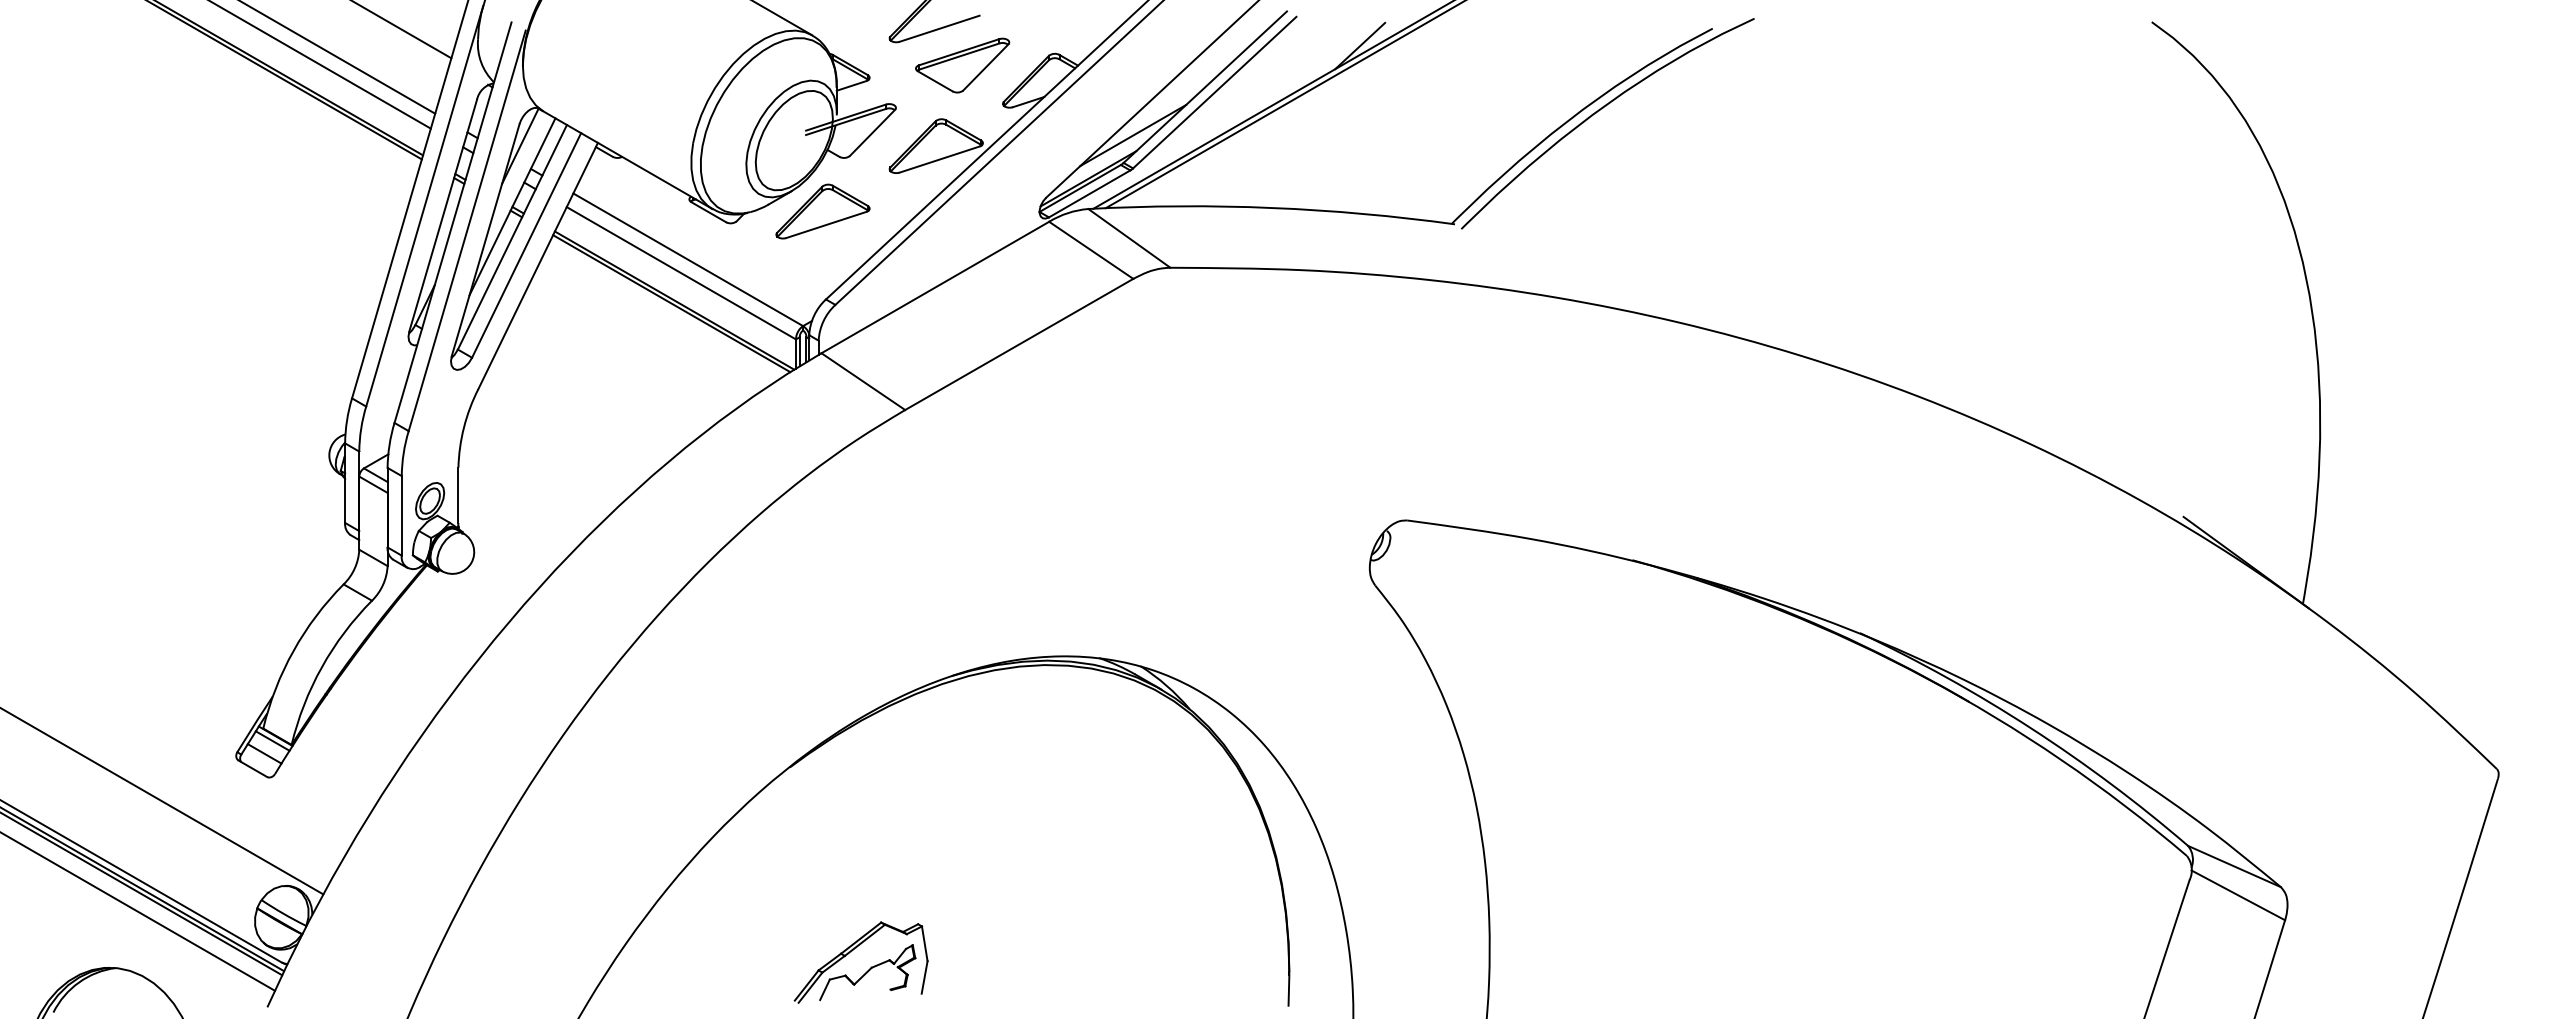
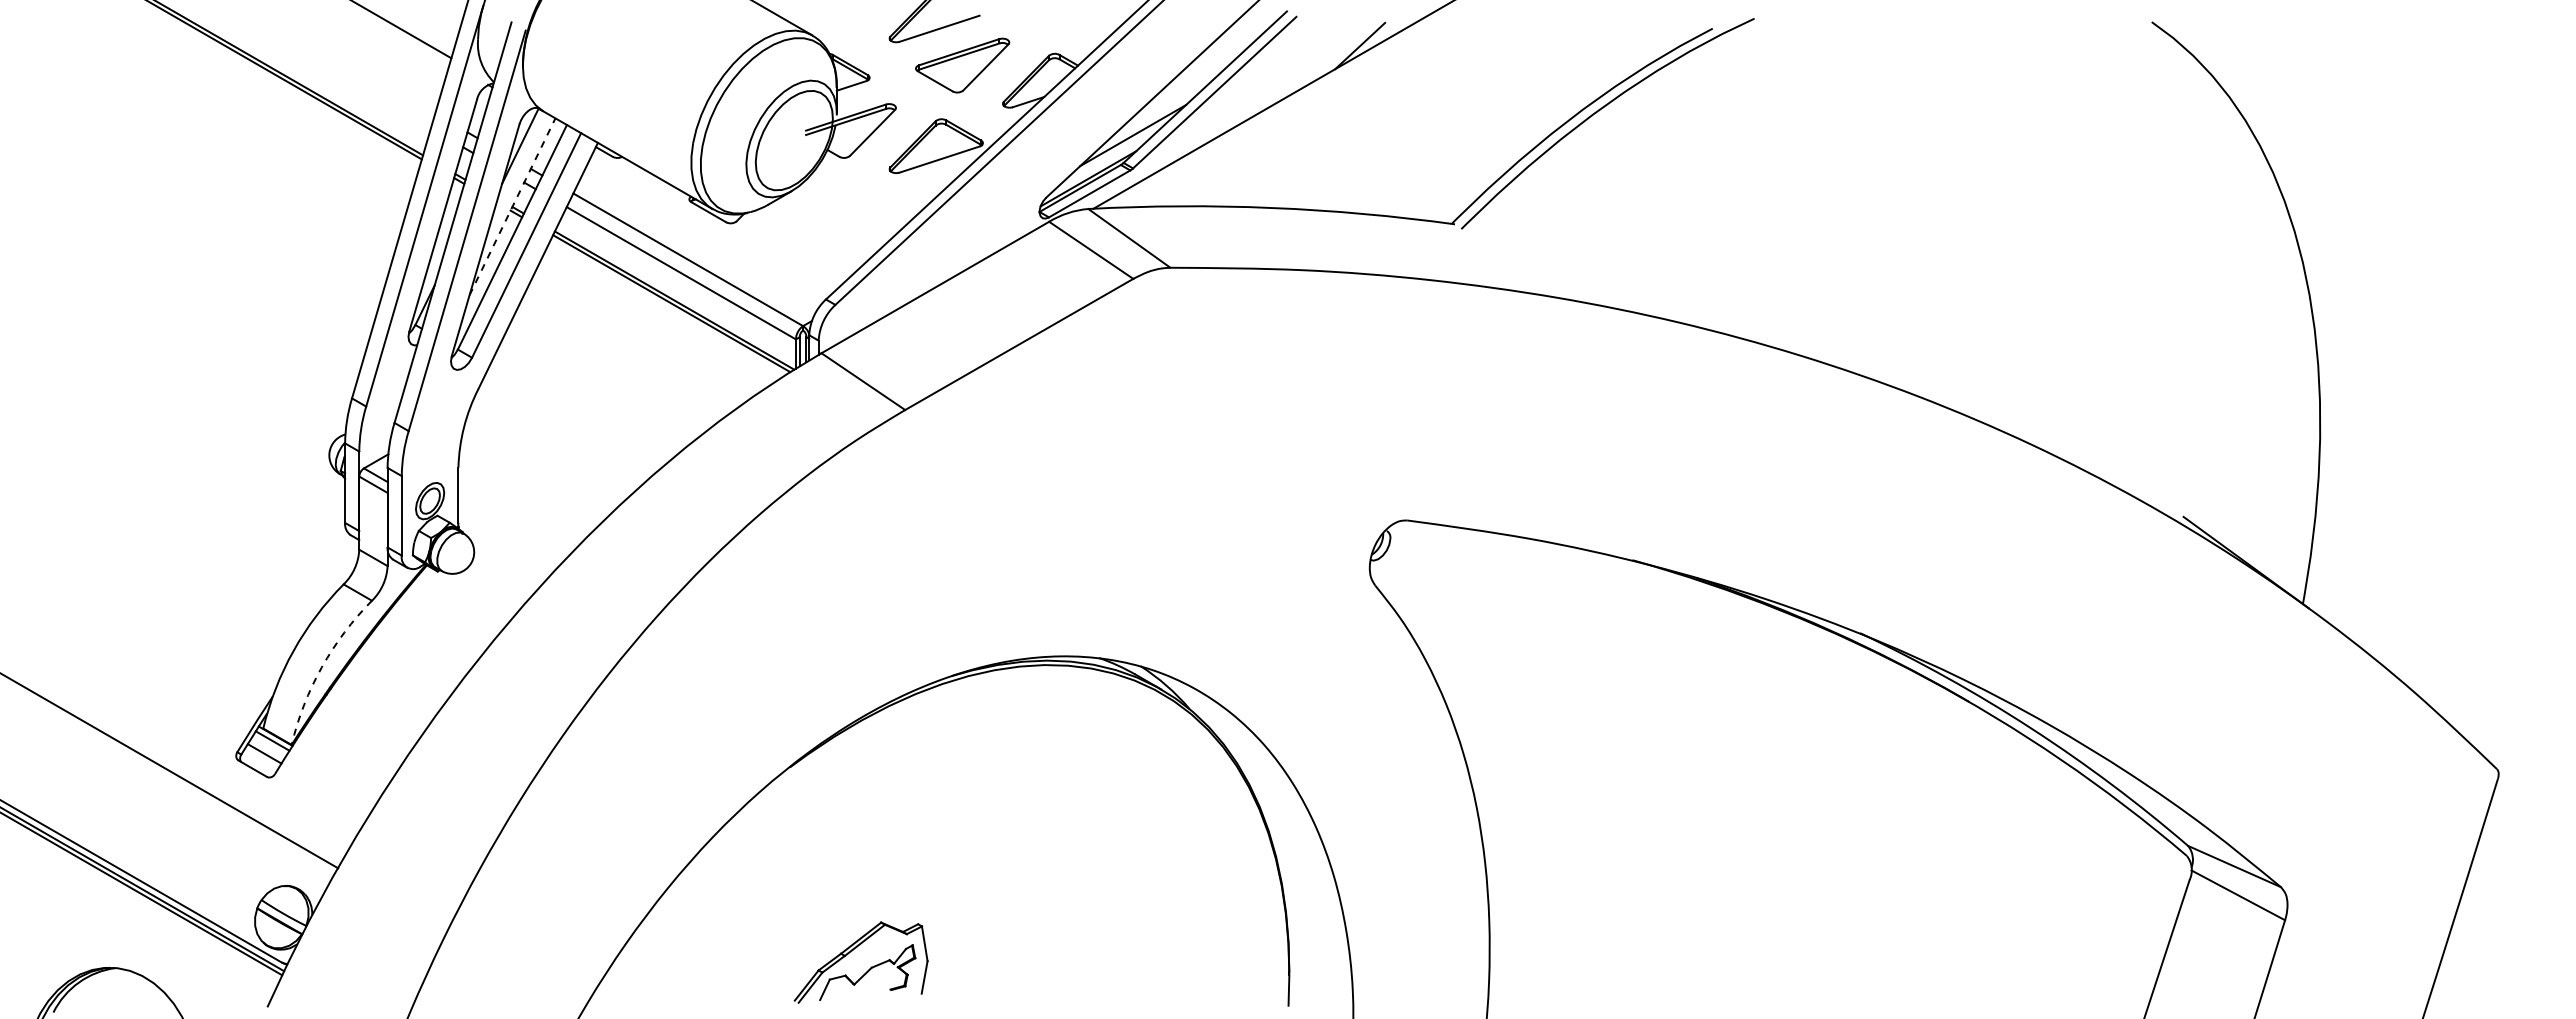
line: present -> none (338, 57)
line: present -> none (320, 65)
line: present -> none (1283, 105)
line: solid -> dashed (512, 206)
part: present -> none (822, 211)
arc: solid -> dashed (321, 667)
line position: (162, 801) -> (170, 771) (170, 771)
line: present -> none (138, 911)
